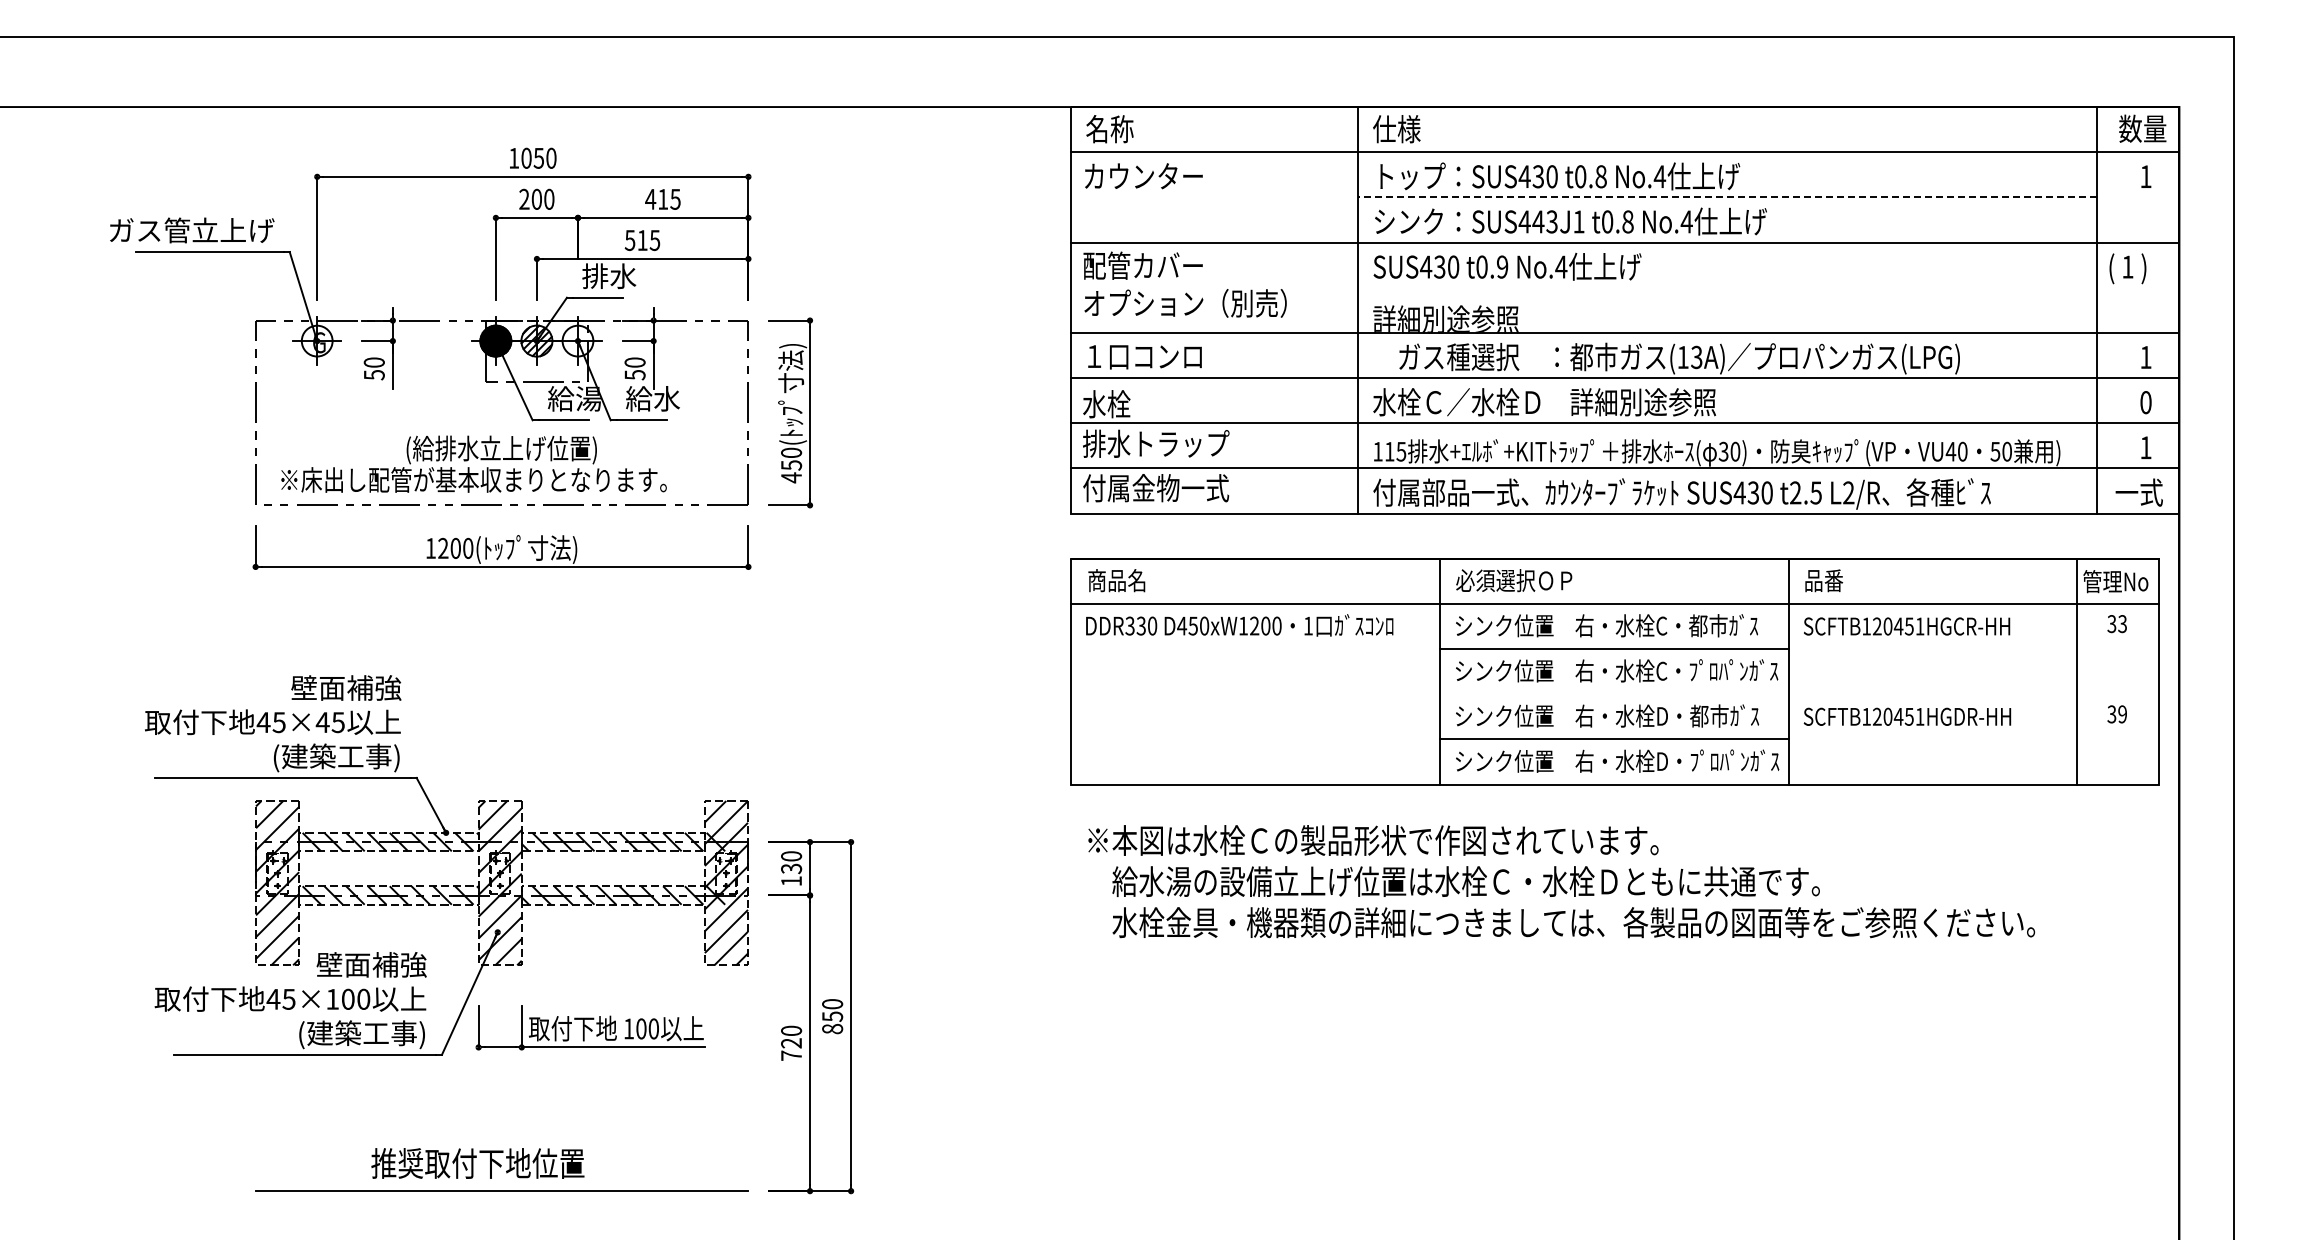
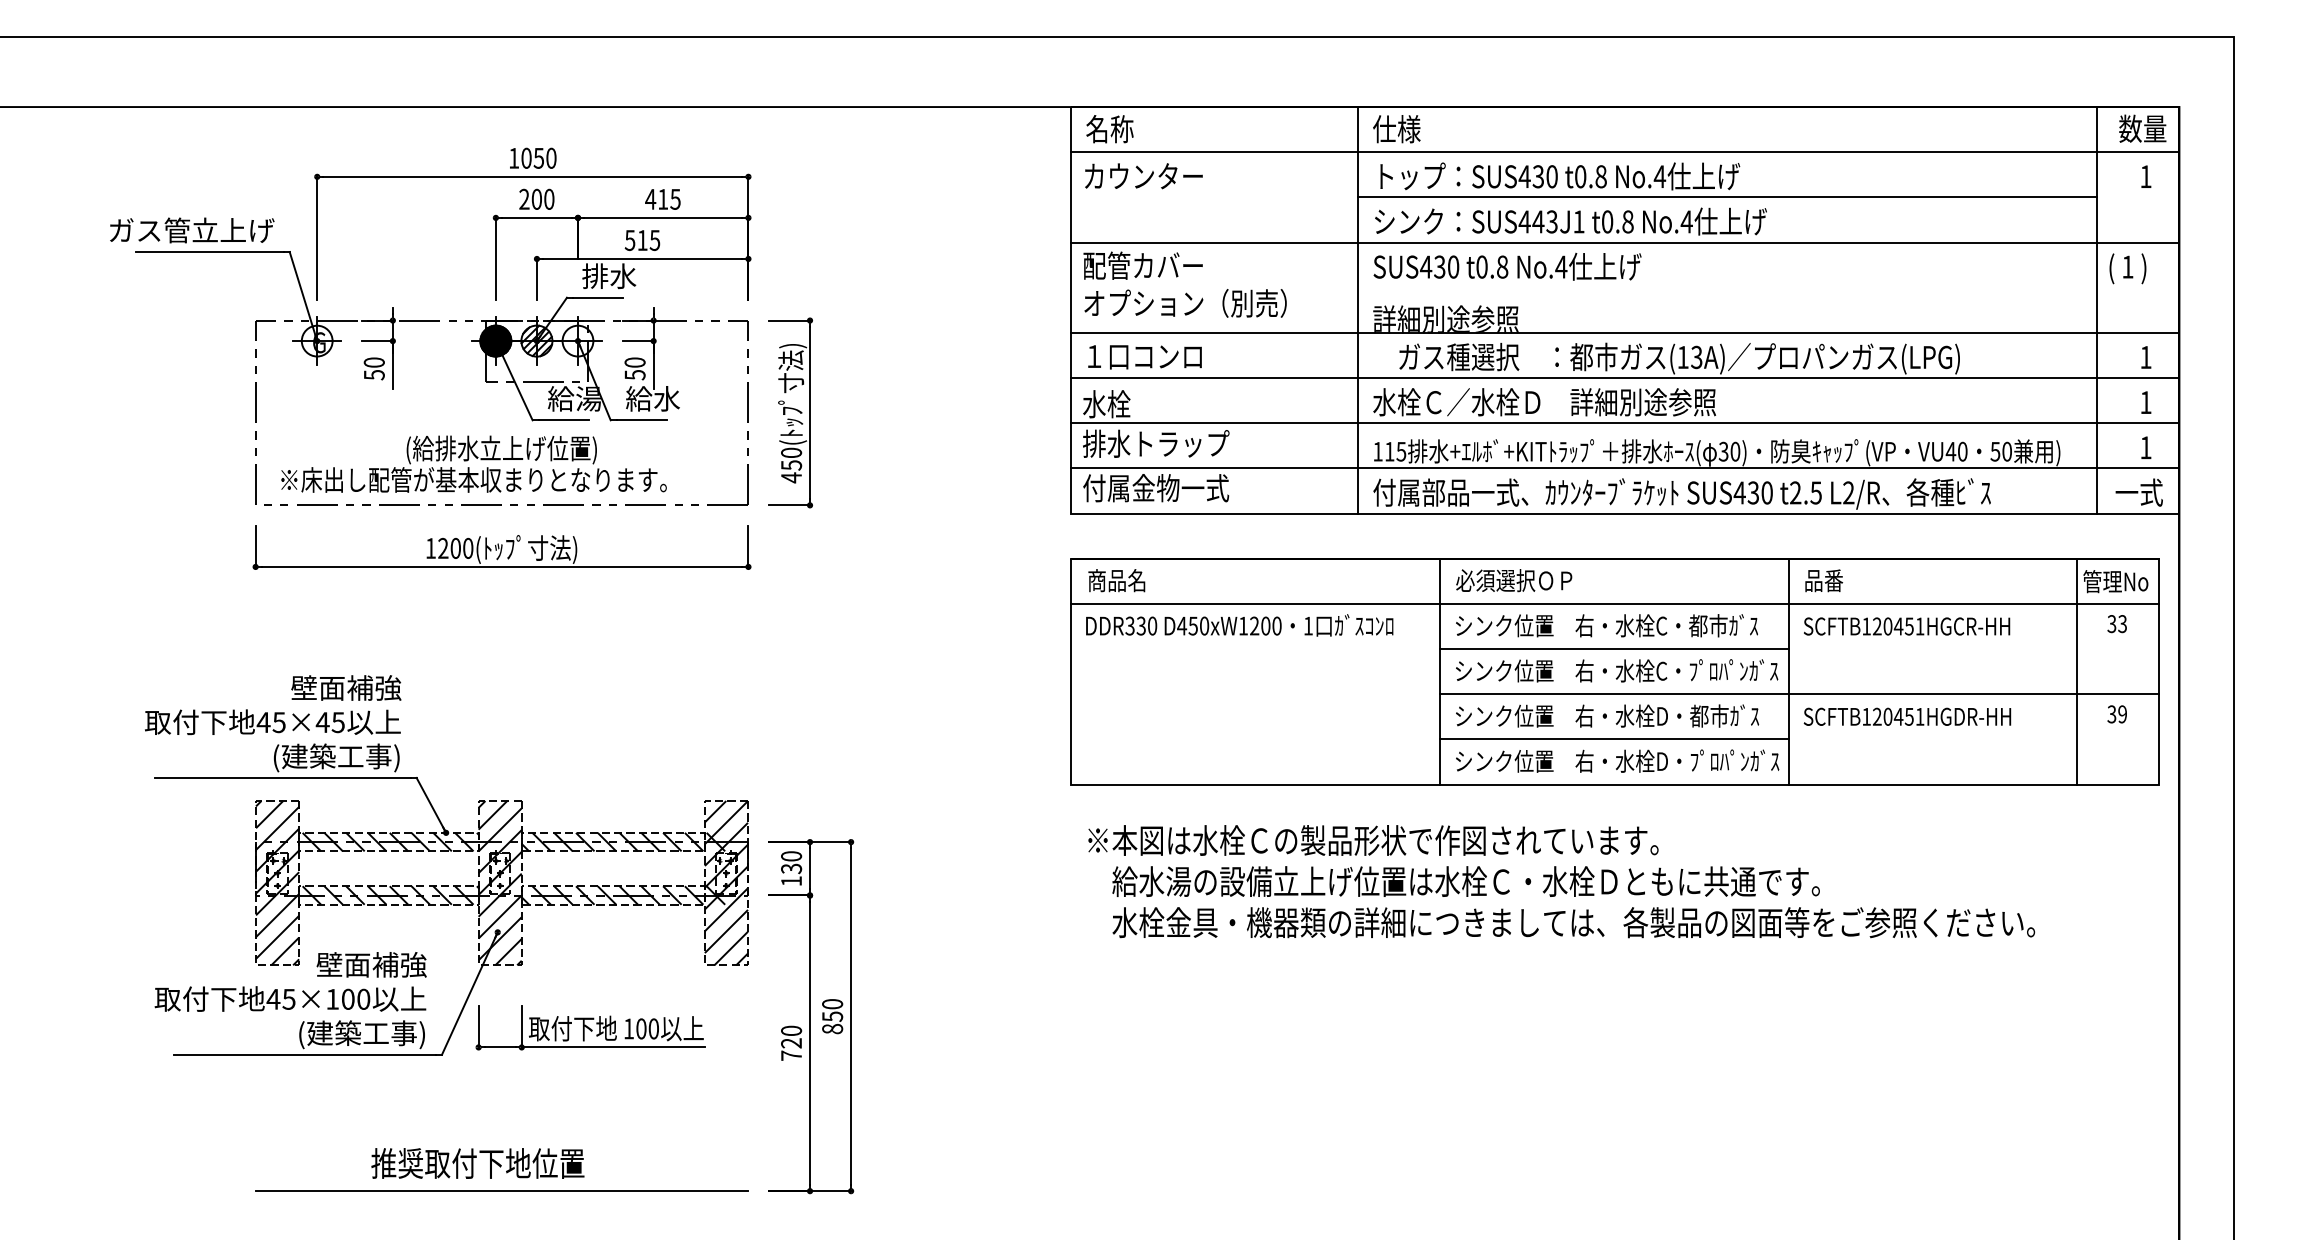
line: dashed -> solid (1727, 197)
text: t0.9 -> t0.8 (1502, 266)
text: 0 -> 1 (2145, 402)
line: none -> present (1799, 694)
